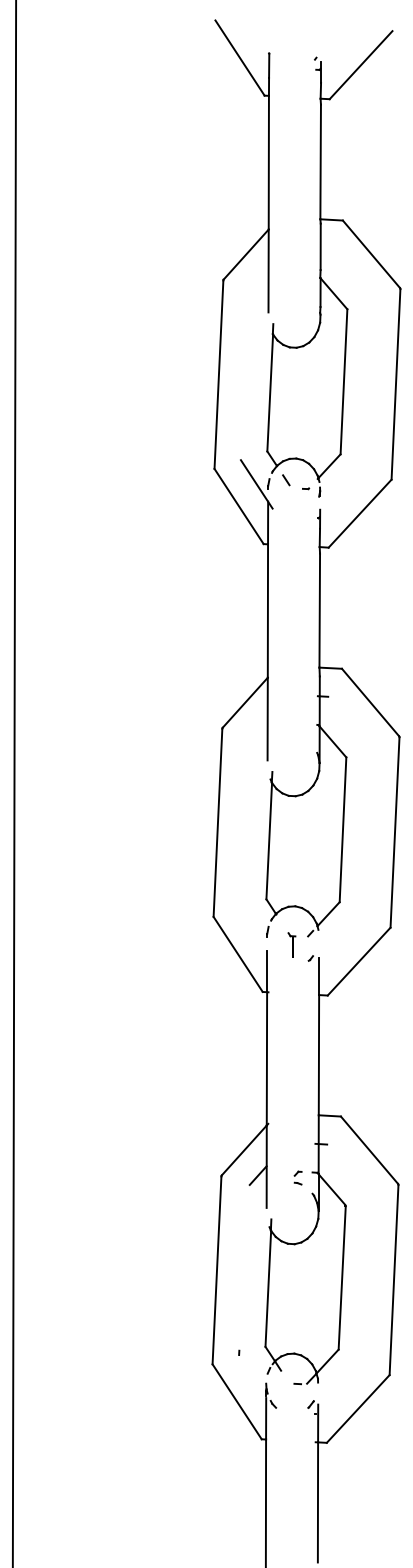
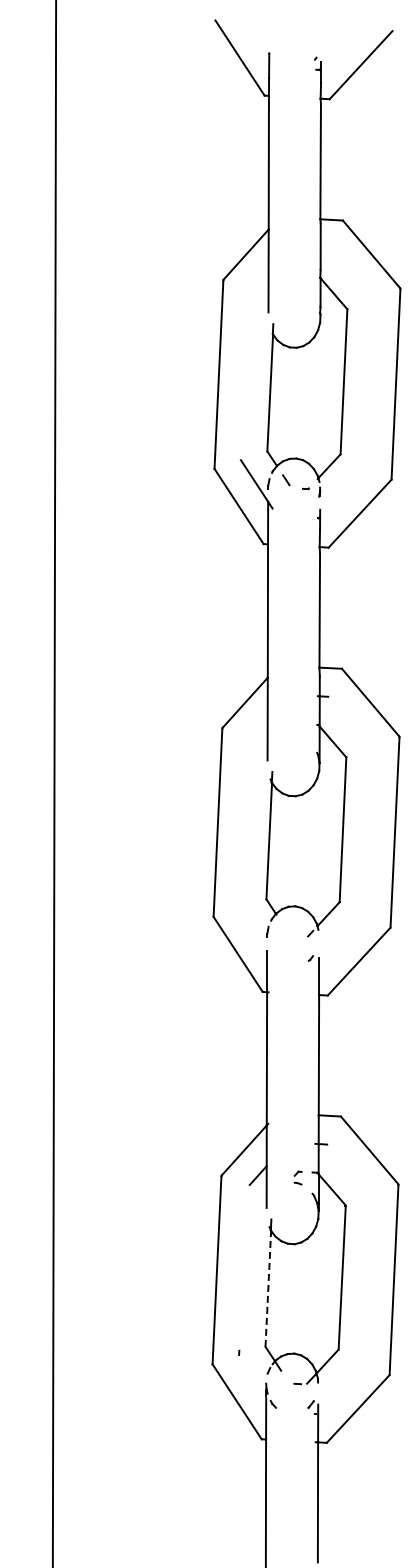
line position: (14, 783) -> (54, 783) (54, 783)
part: present -> none (291, 944)
line: solid -> dashed (268, 1288)
